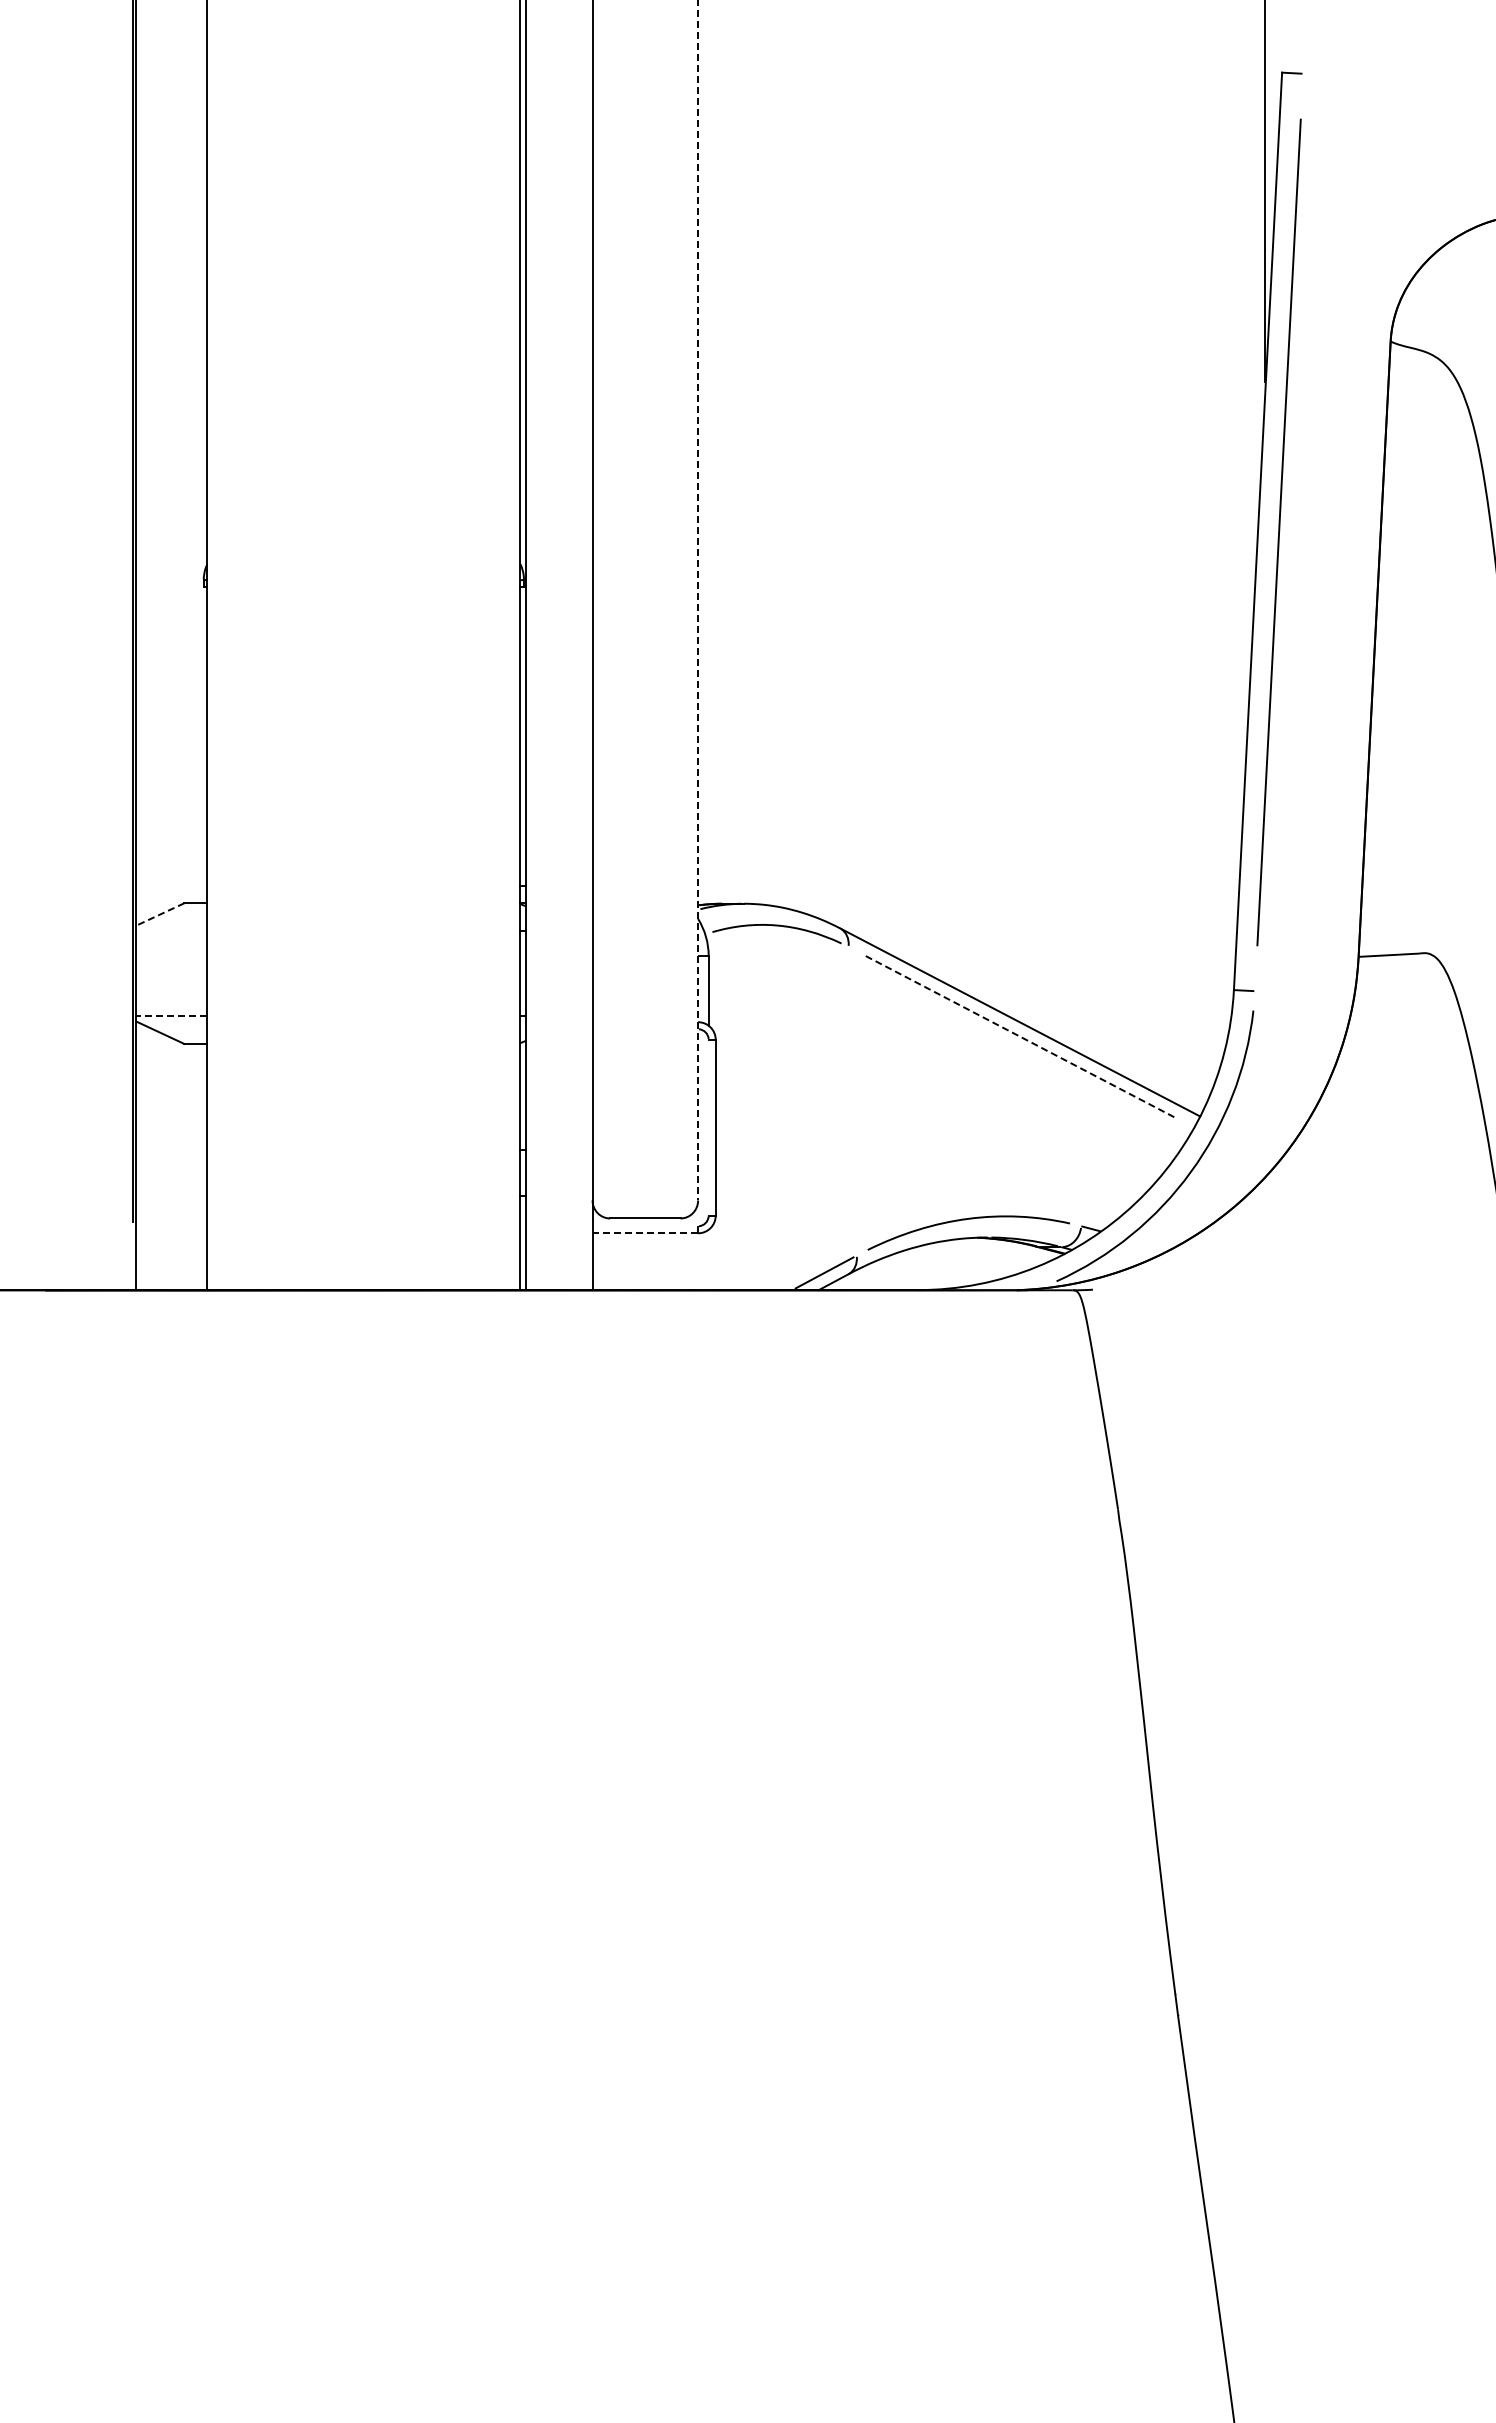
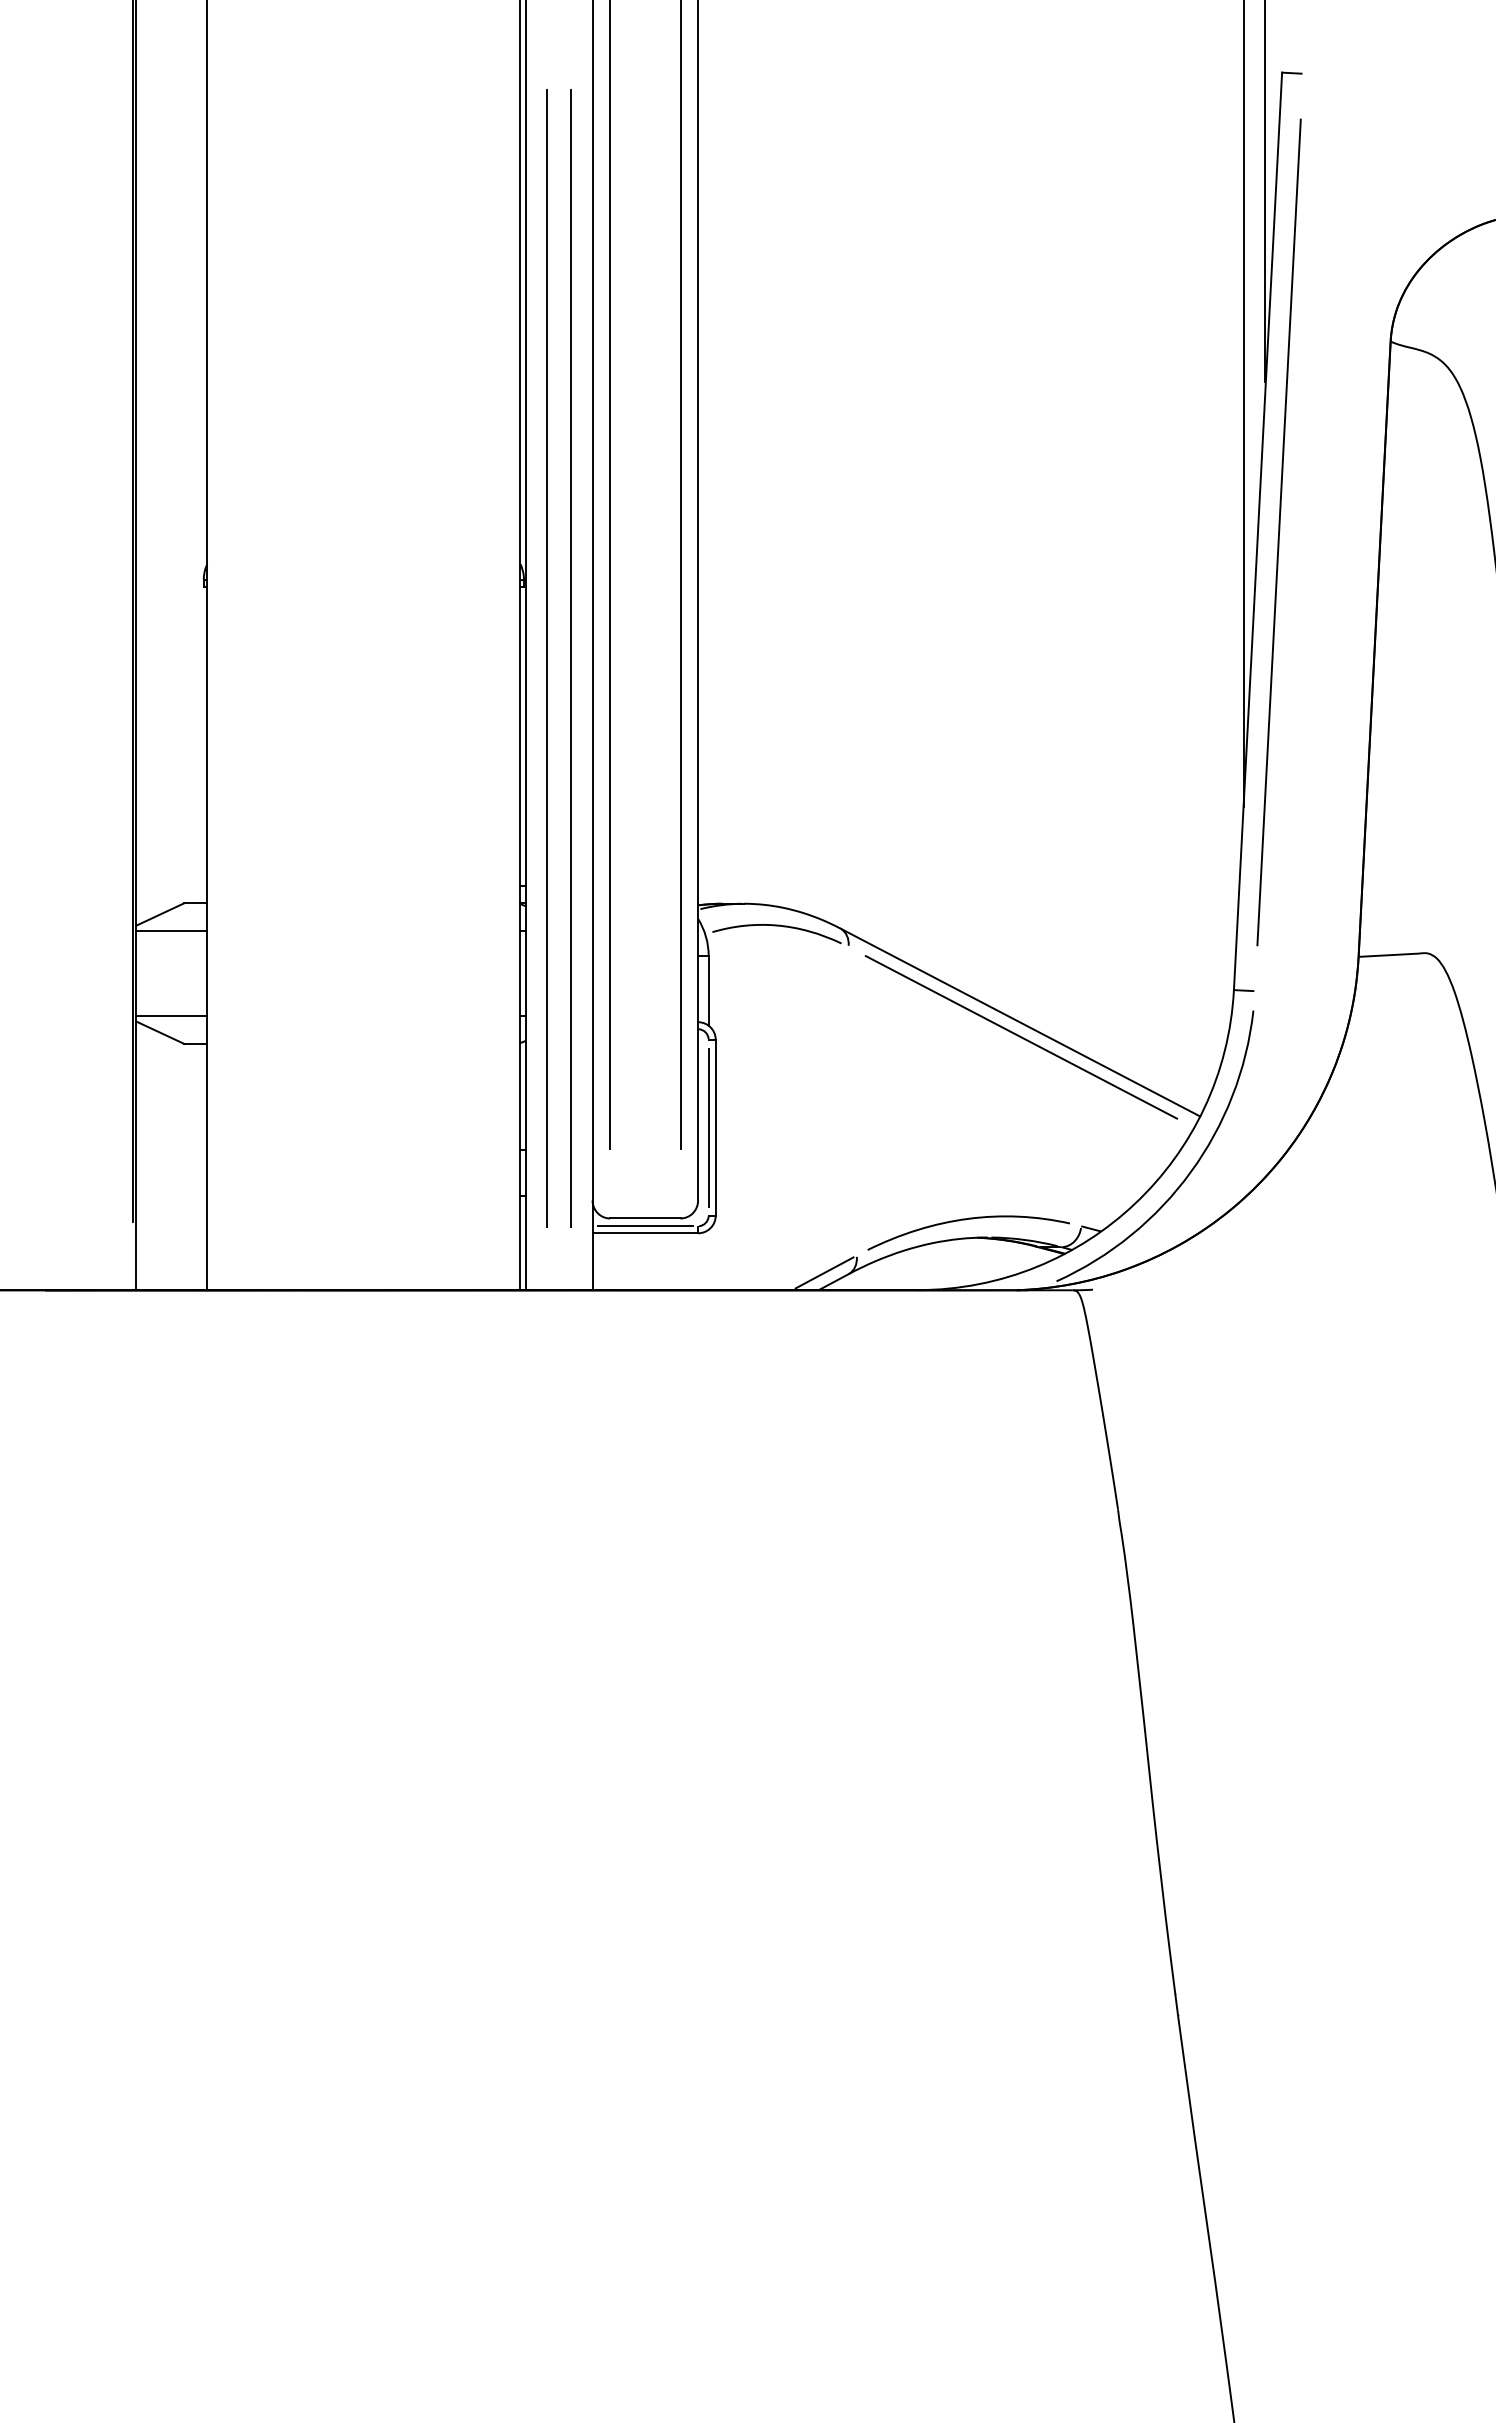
line: none -> present (1243, 404)
line: none -> present (610, 575)
line: none -> present (680, 575)
line: dashed -> solid (698, 600)
line: none -> present (546, 657)
line: none -> present (571, 657)
line: dashed -> solid (160, 914)
line: none -> present (171, 931)
line: dashed -> solid (171, 1016)
line: dashed -> solid (1021, 1037)
line: none -> present (708, 1127)
line: none -> present (644, 1226)
line: dashed -> solid (645, 1233)
